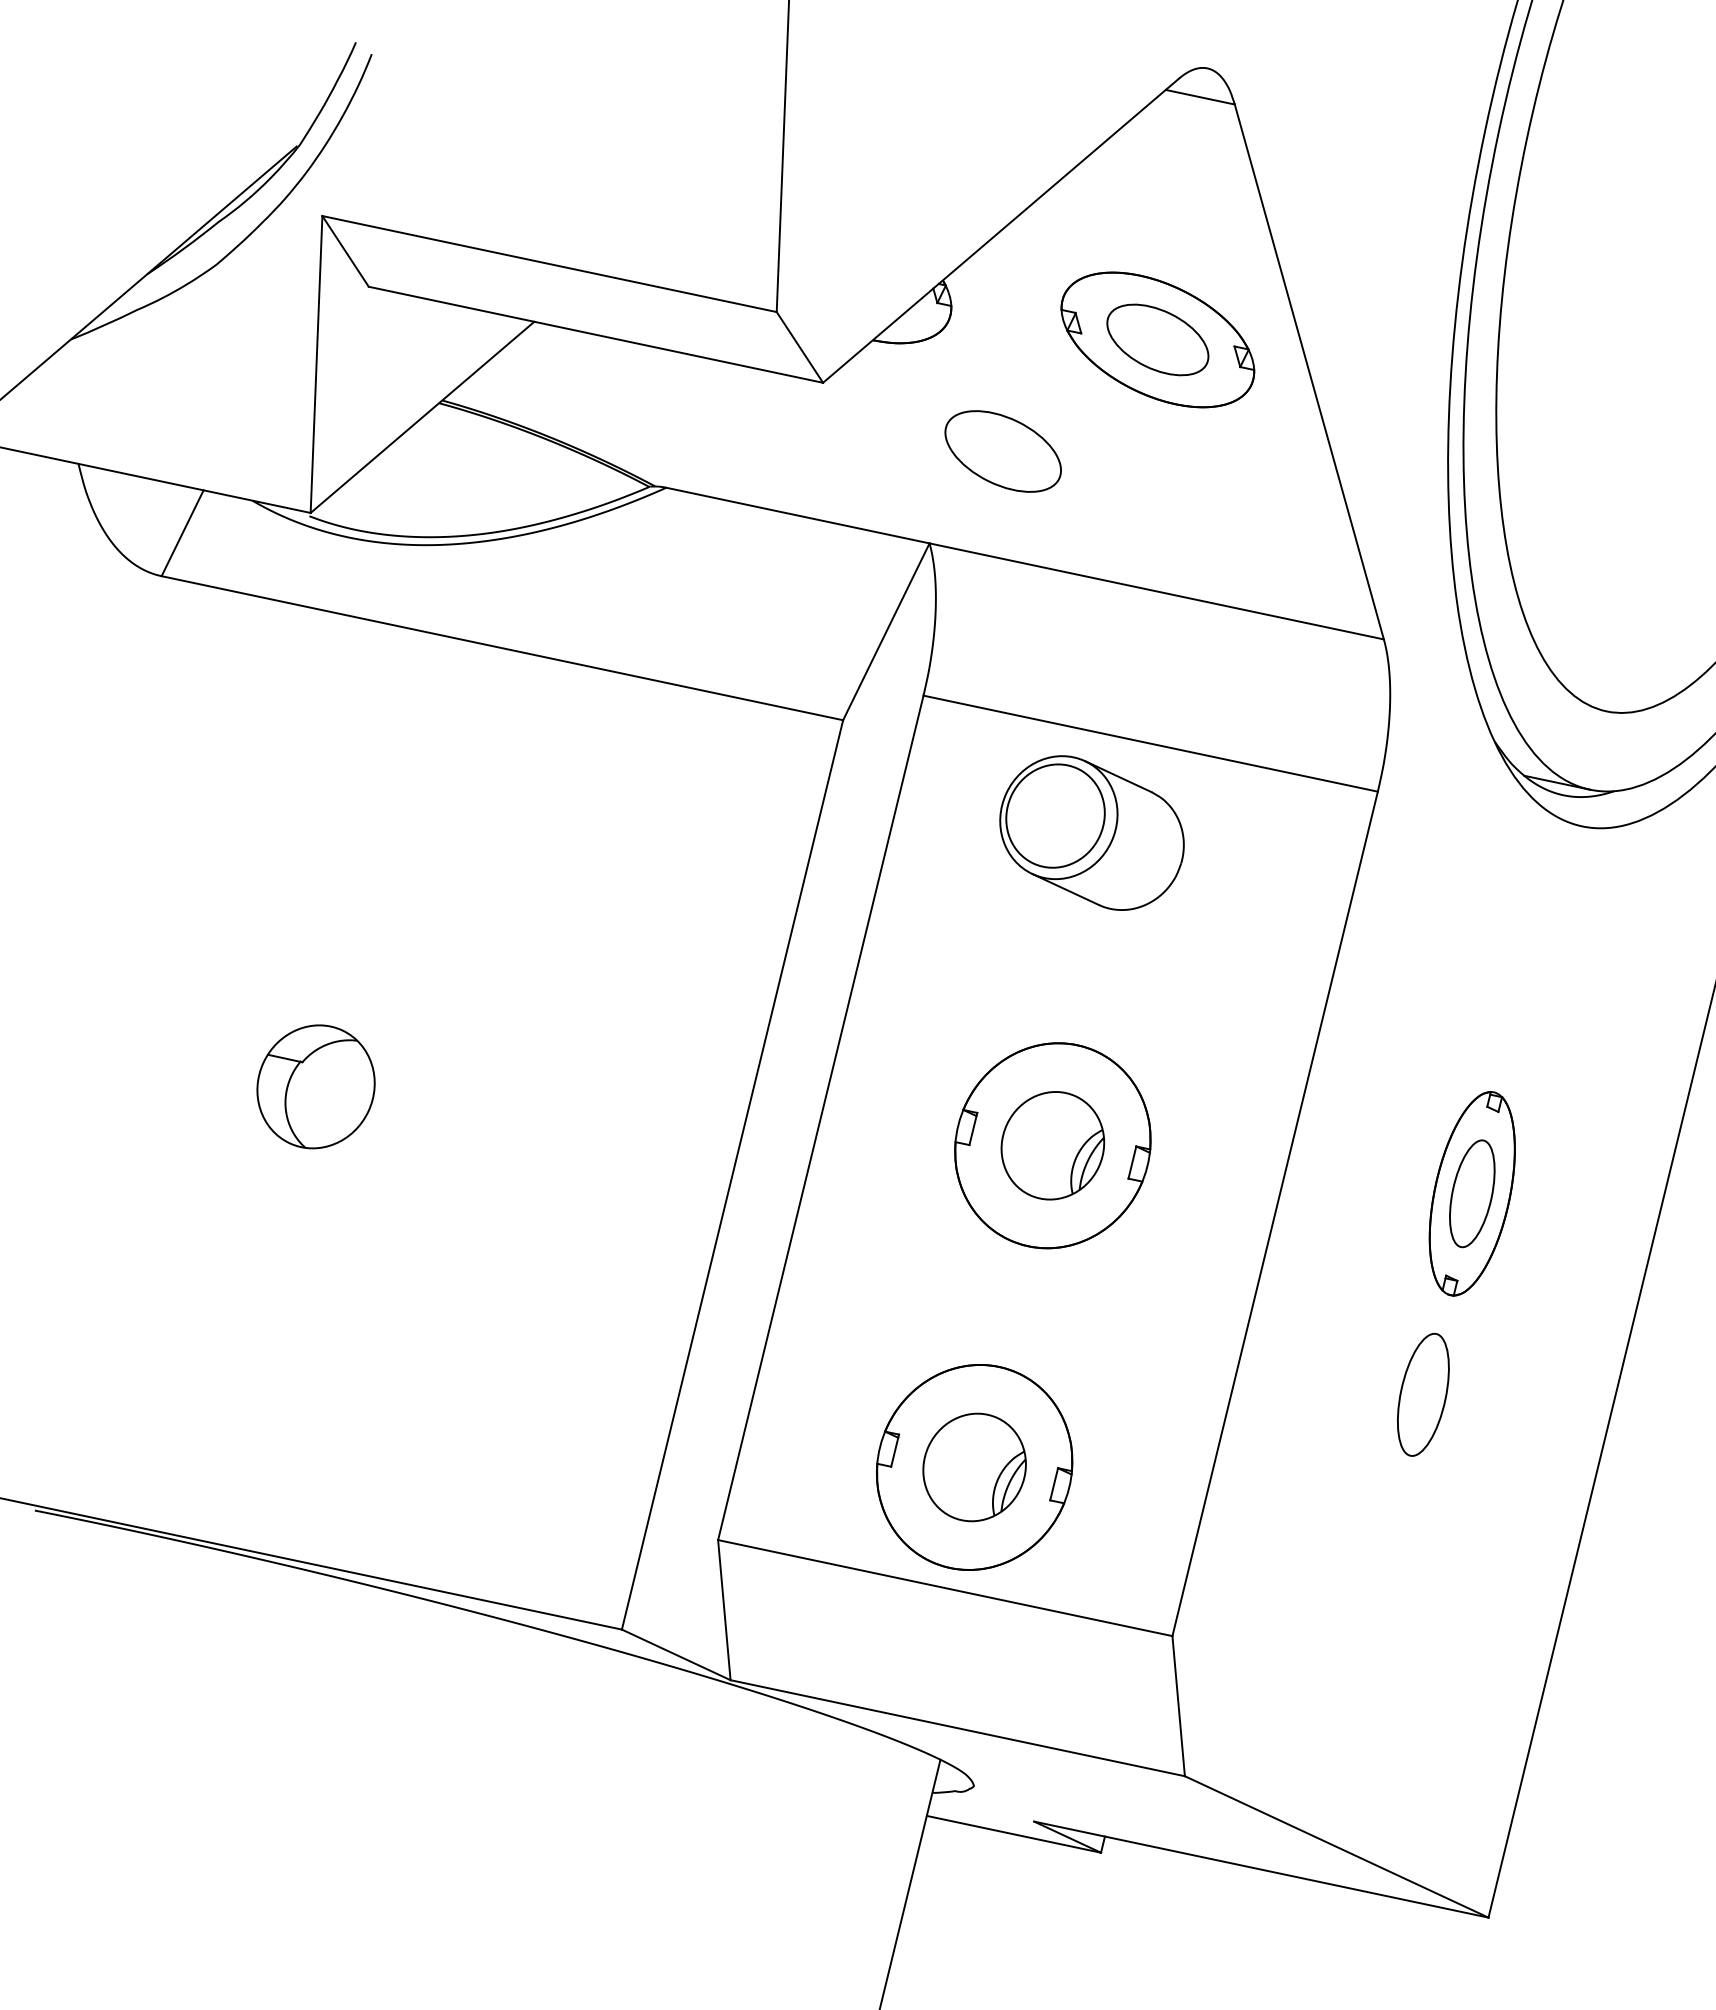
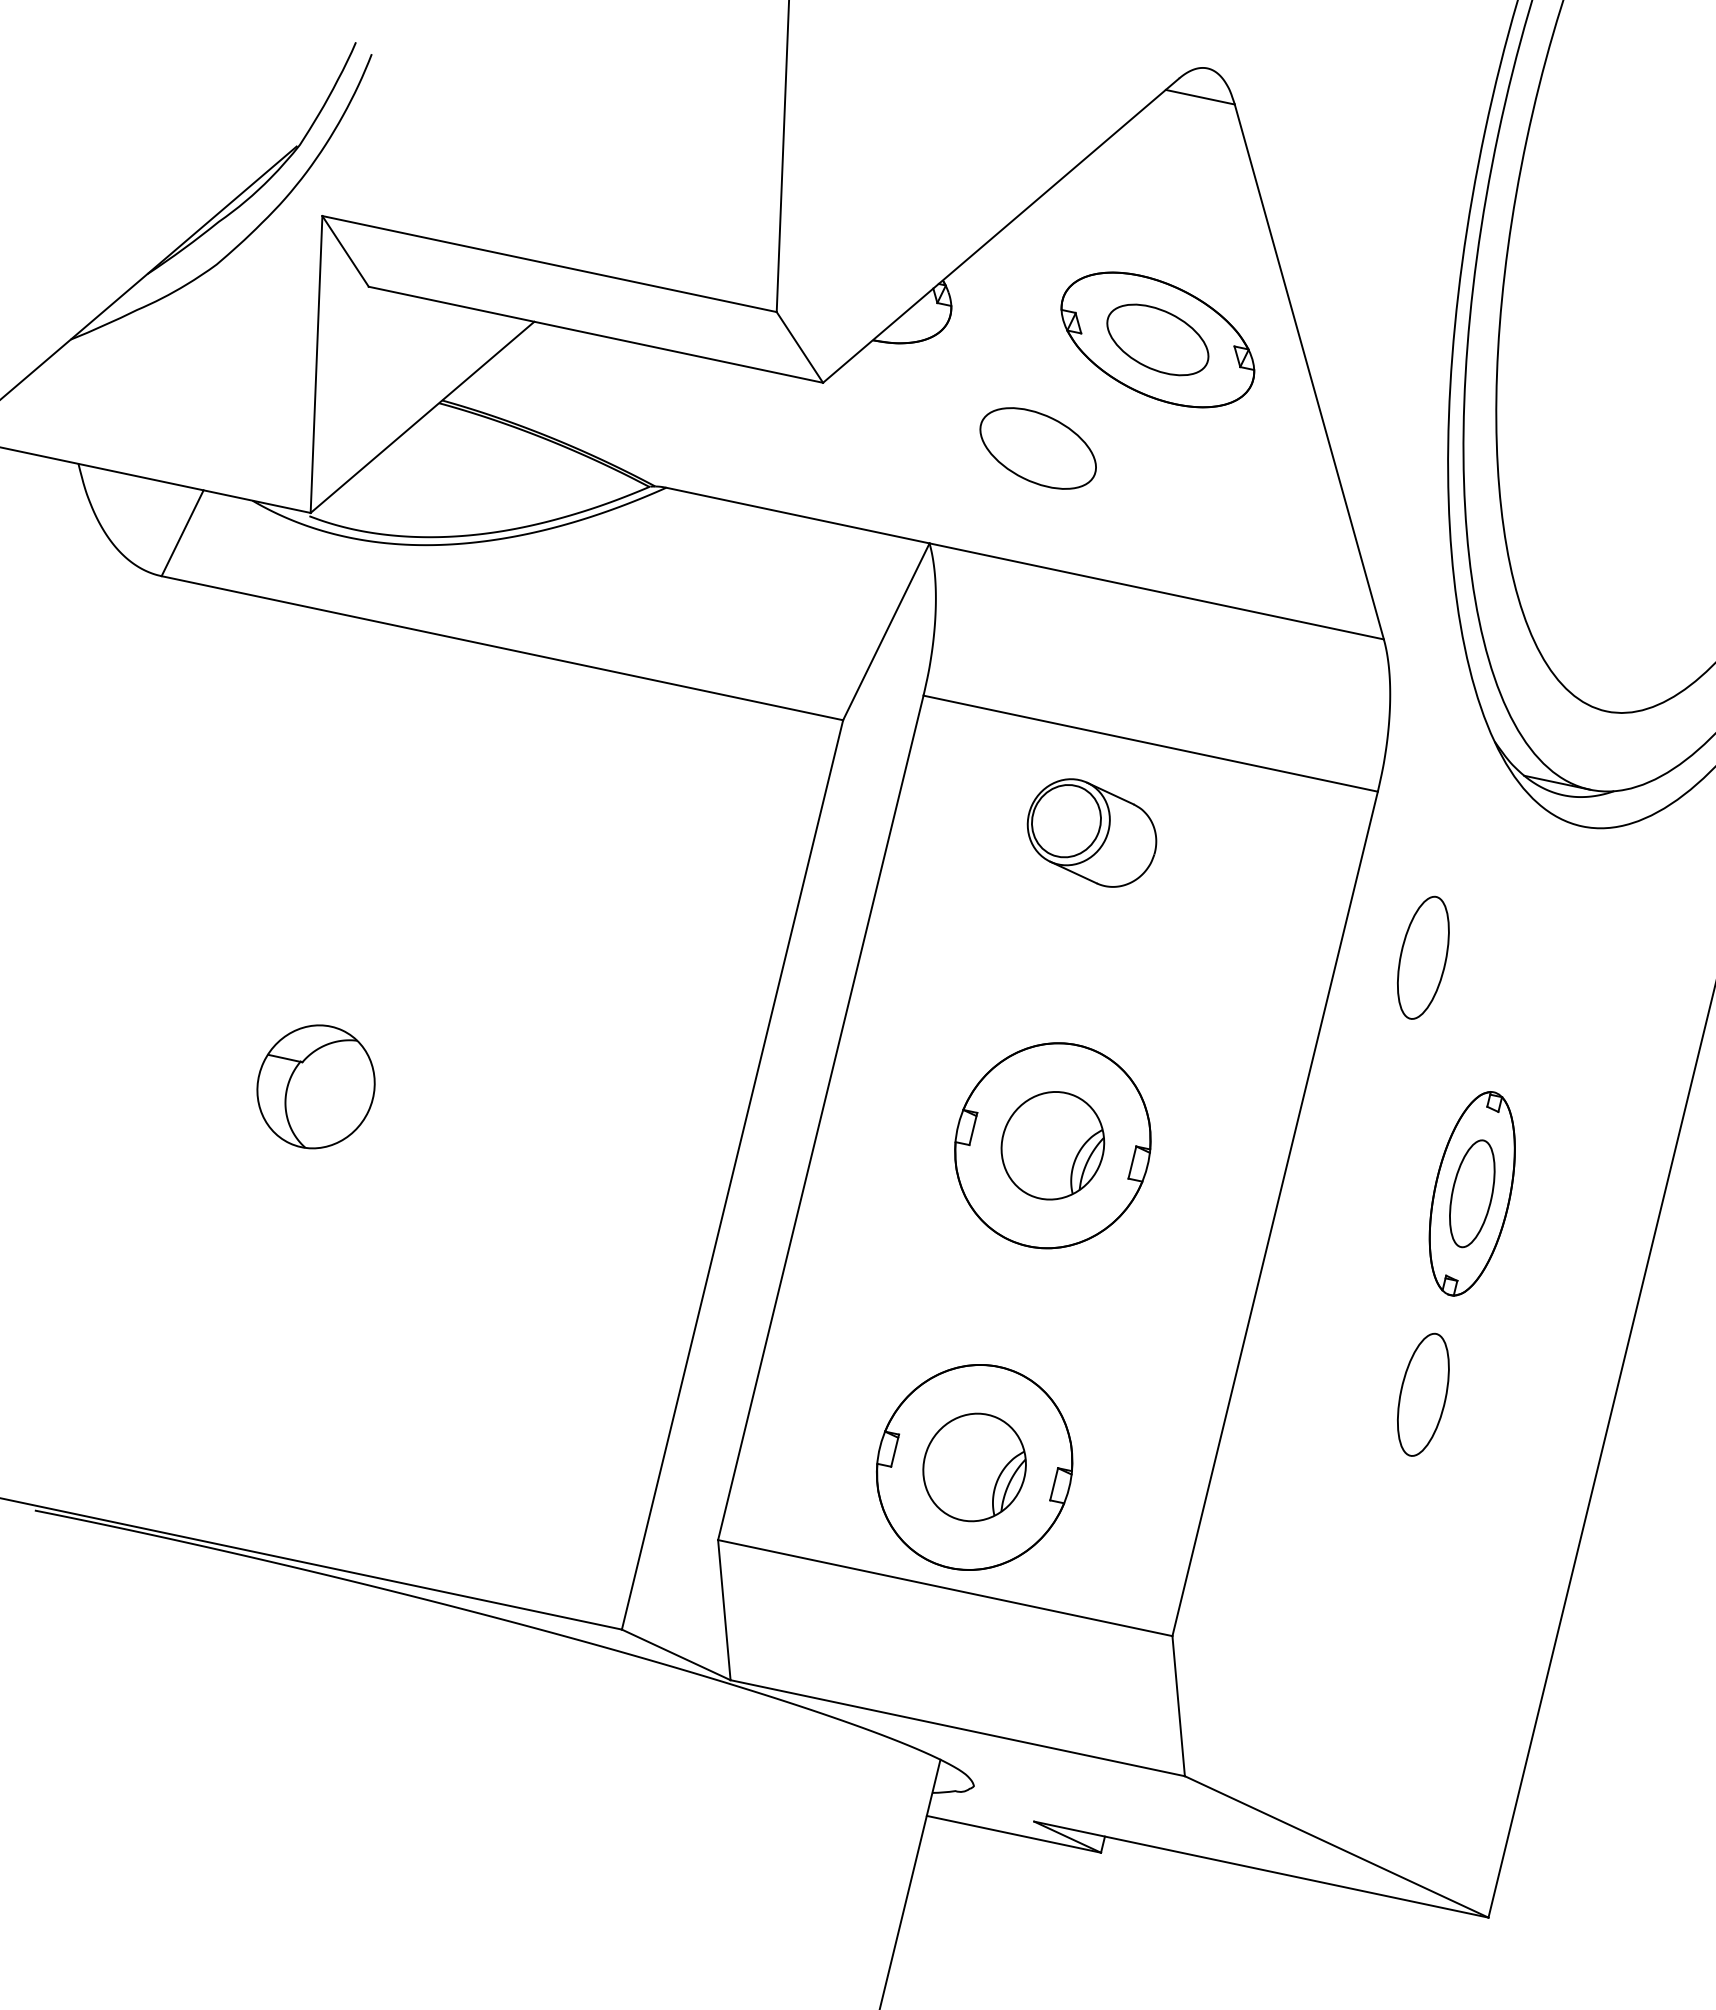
part position: (1002, 451) -> (1037, 448) (1037, 448)
part size: 186x156 px -> 132x110 px (1091, 832)
part: none -> present (1423, 957)
